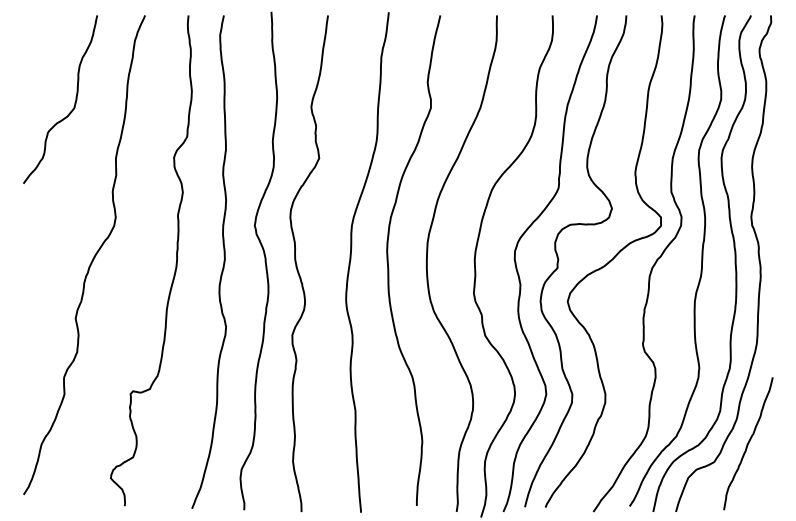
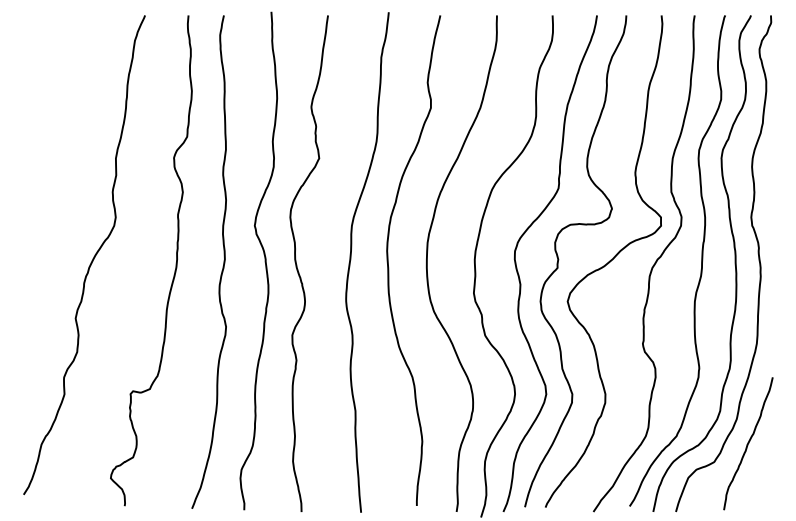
curve: present -> none (74, 102)
